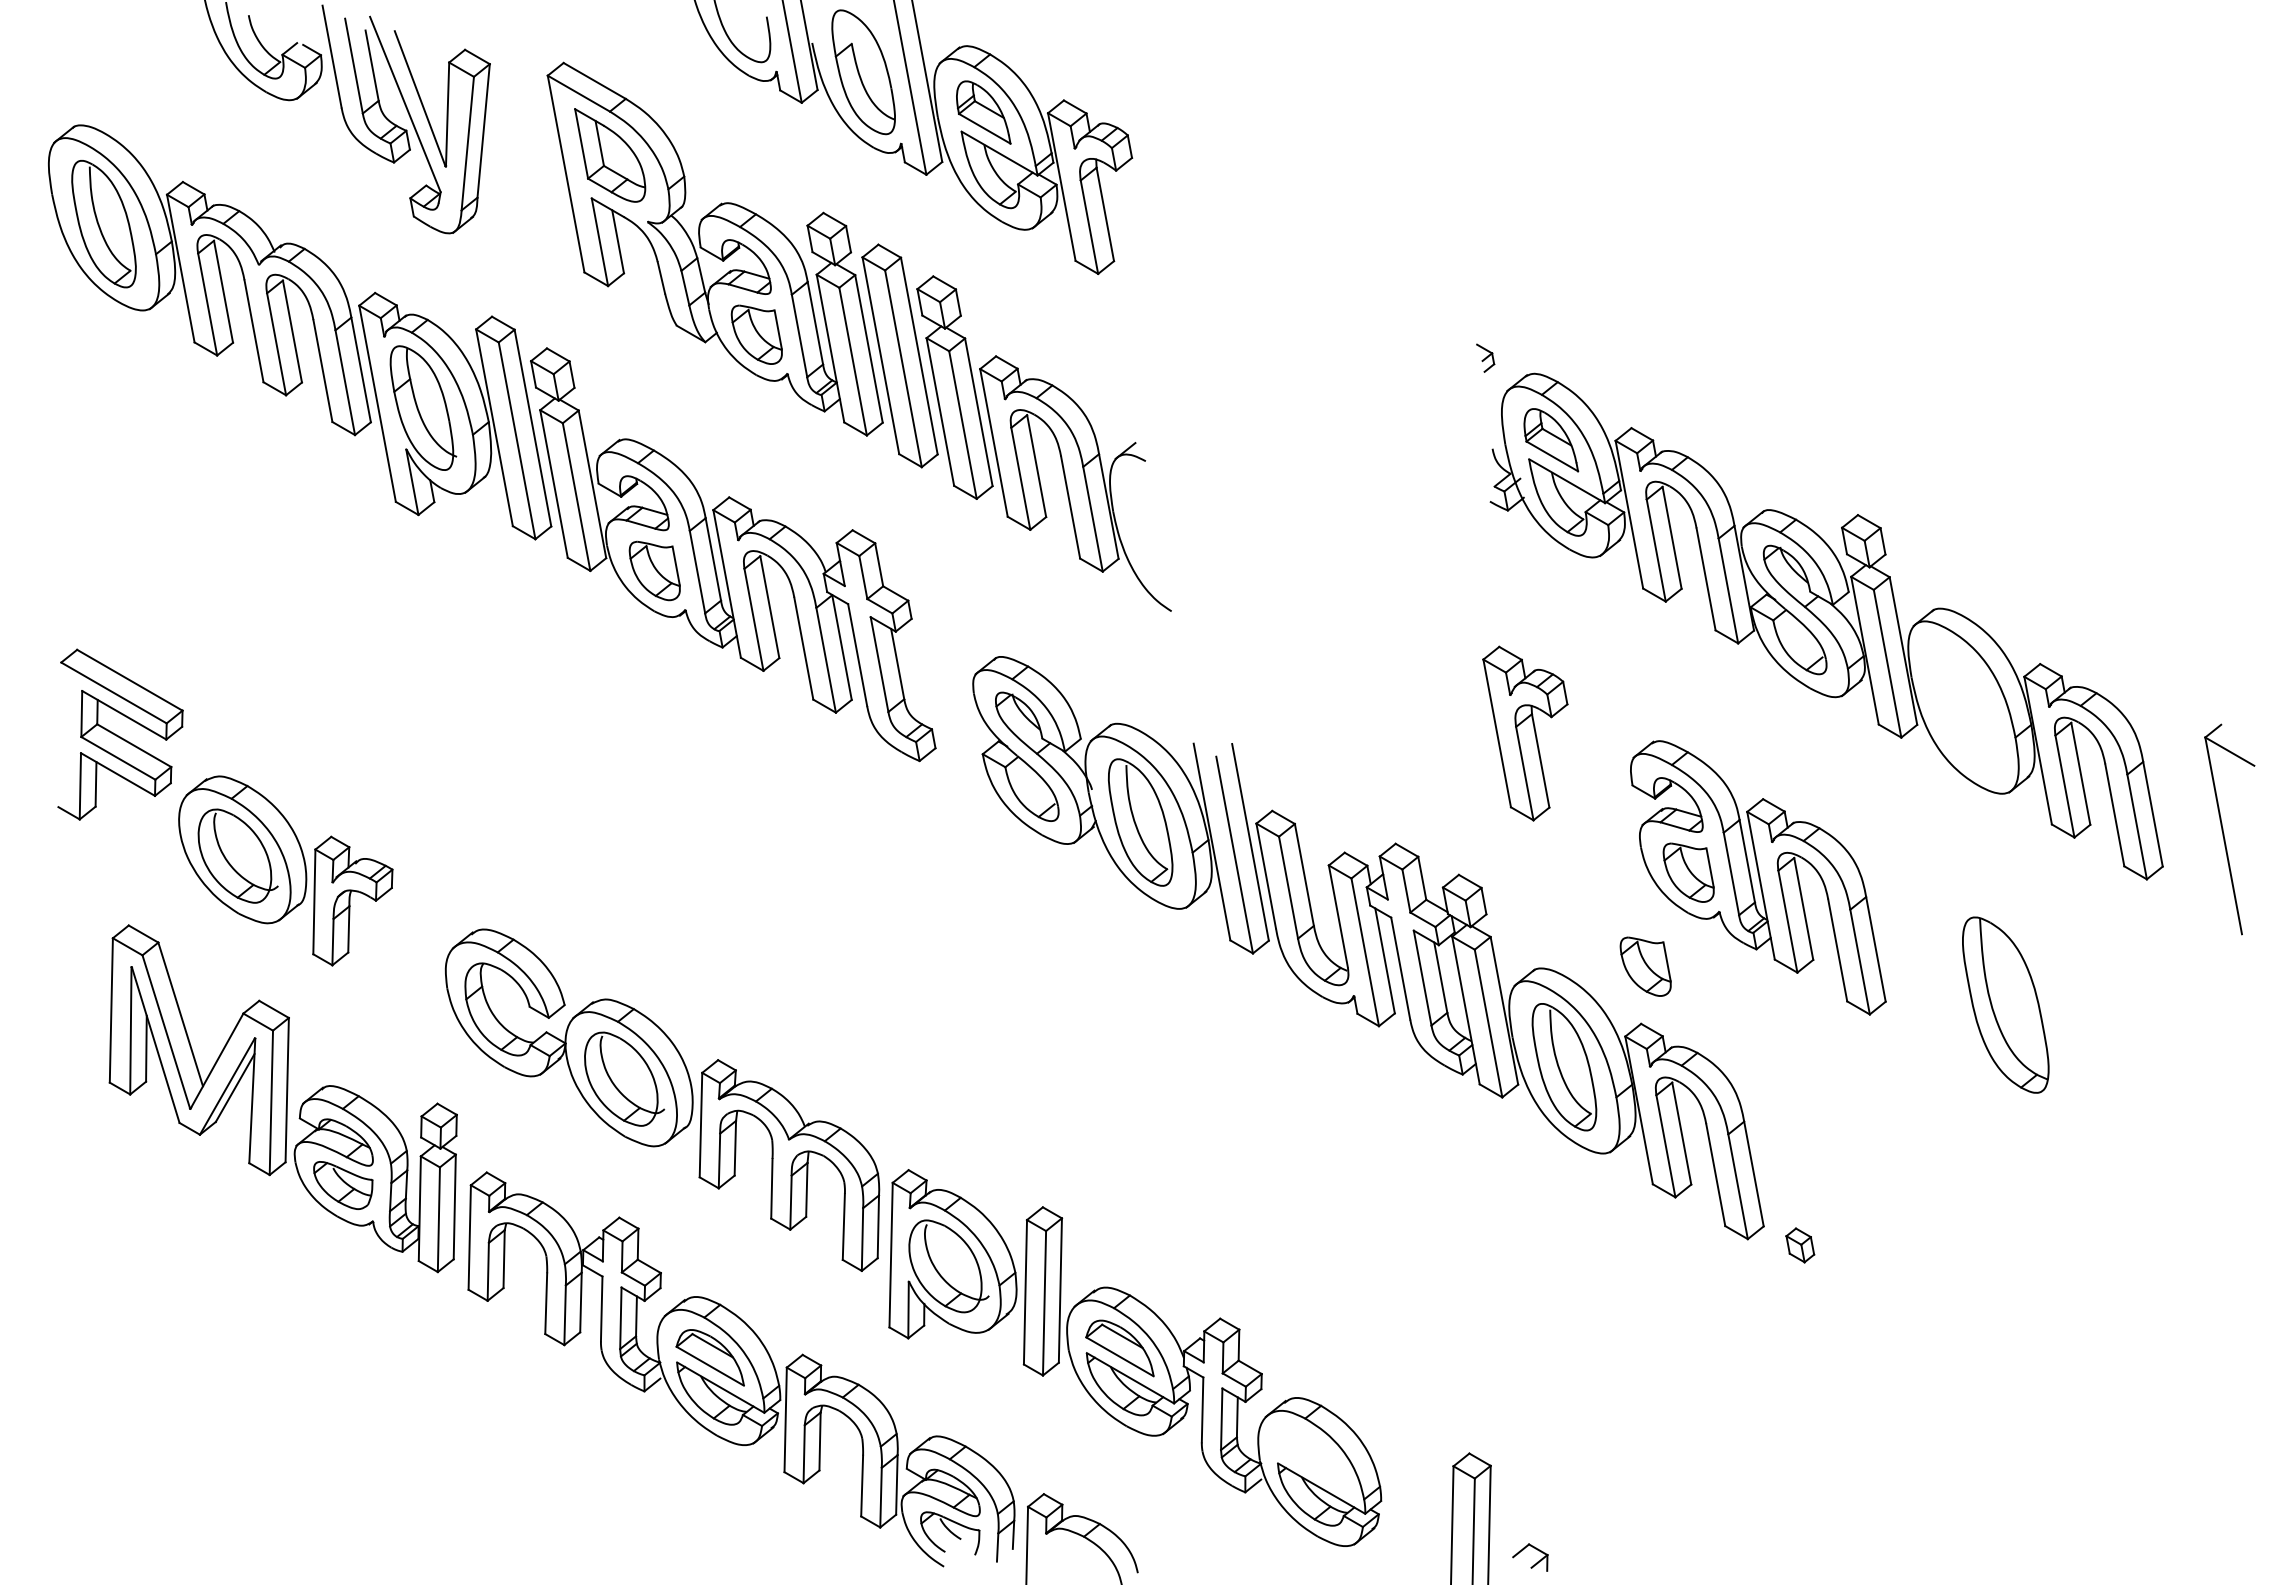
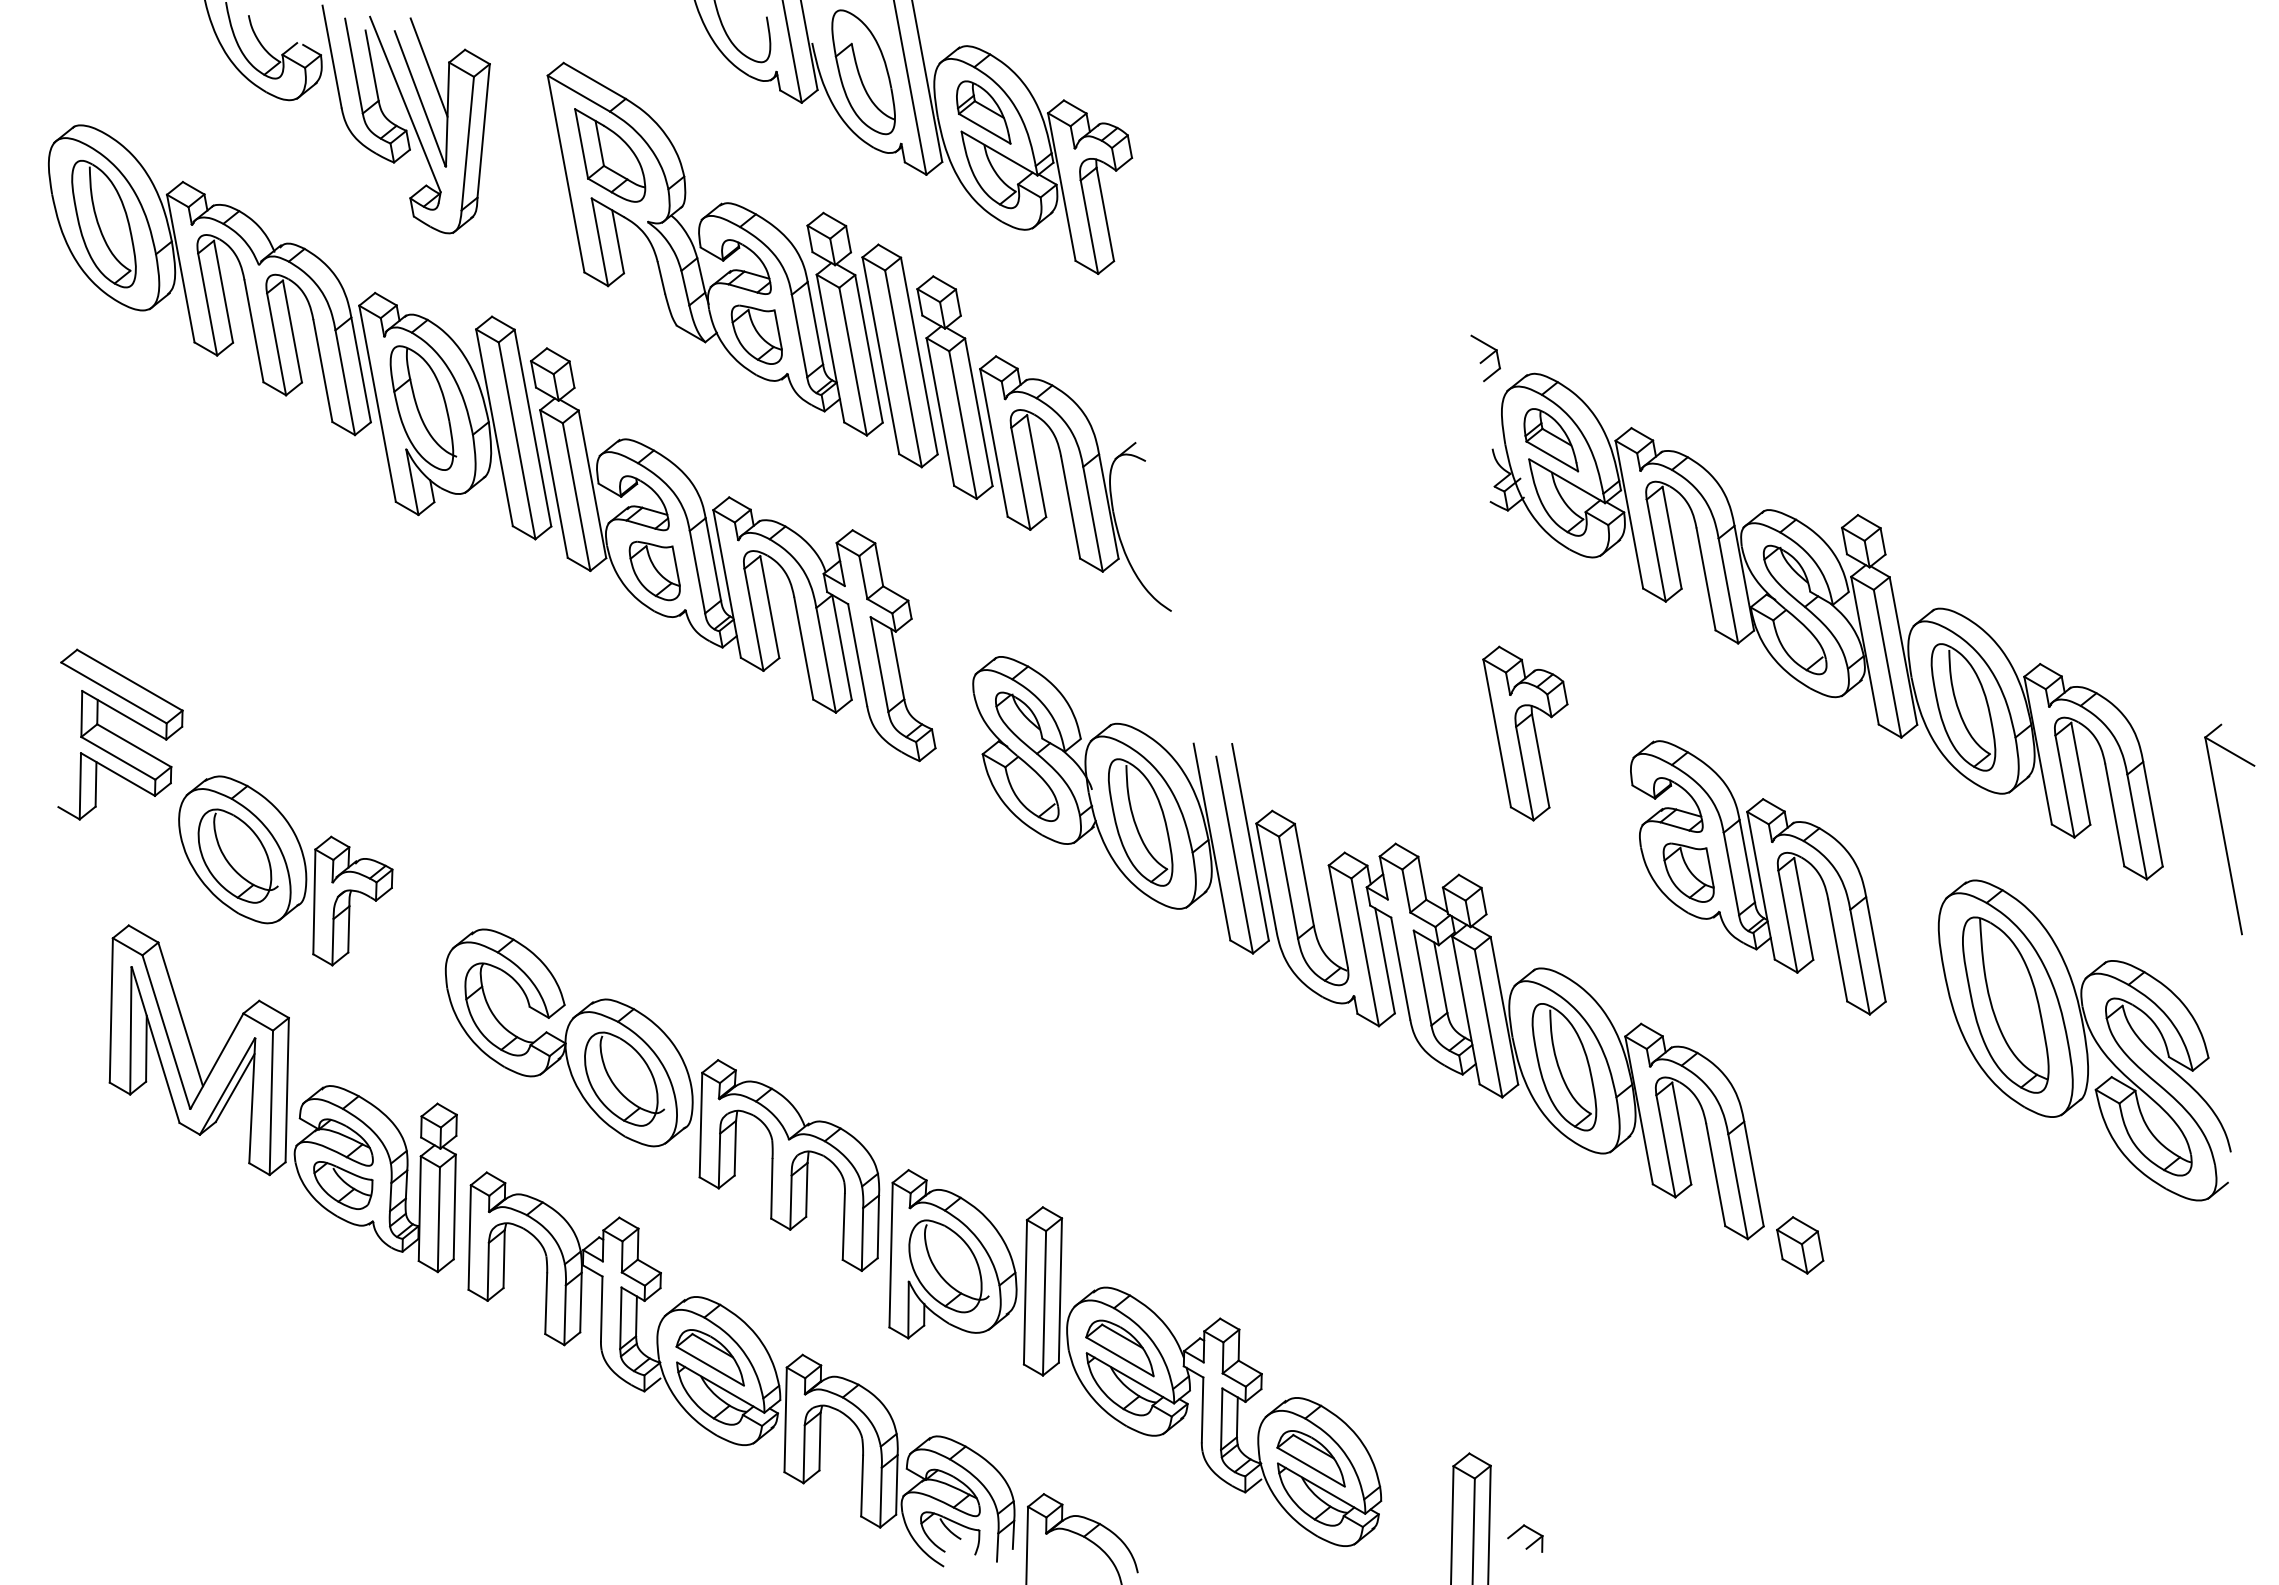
line: none -> present (428, 67)
part size: 20x30 px -> 31x48 px (1485, 357)
part: none -> present (1963, 707)
part: present -> none (1645, 966)
part: none -> present (2084, 1040)
part size: 31x37 px -> 49x59 px (1800, 1245)
part: none -> present (1310, 1458)
part position: (1536, 1562) -> (1531, 1543) (1531, 1543)
